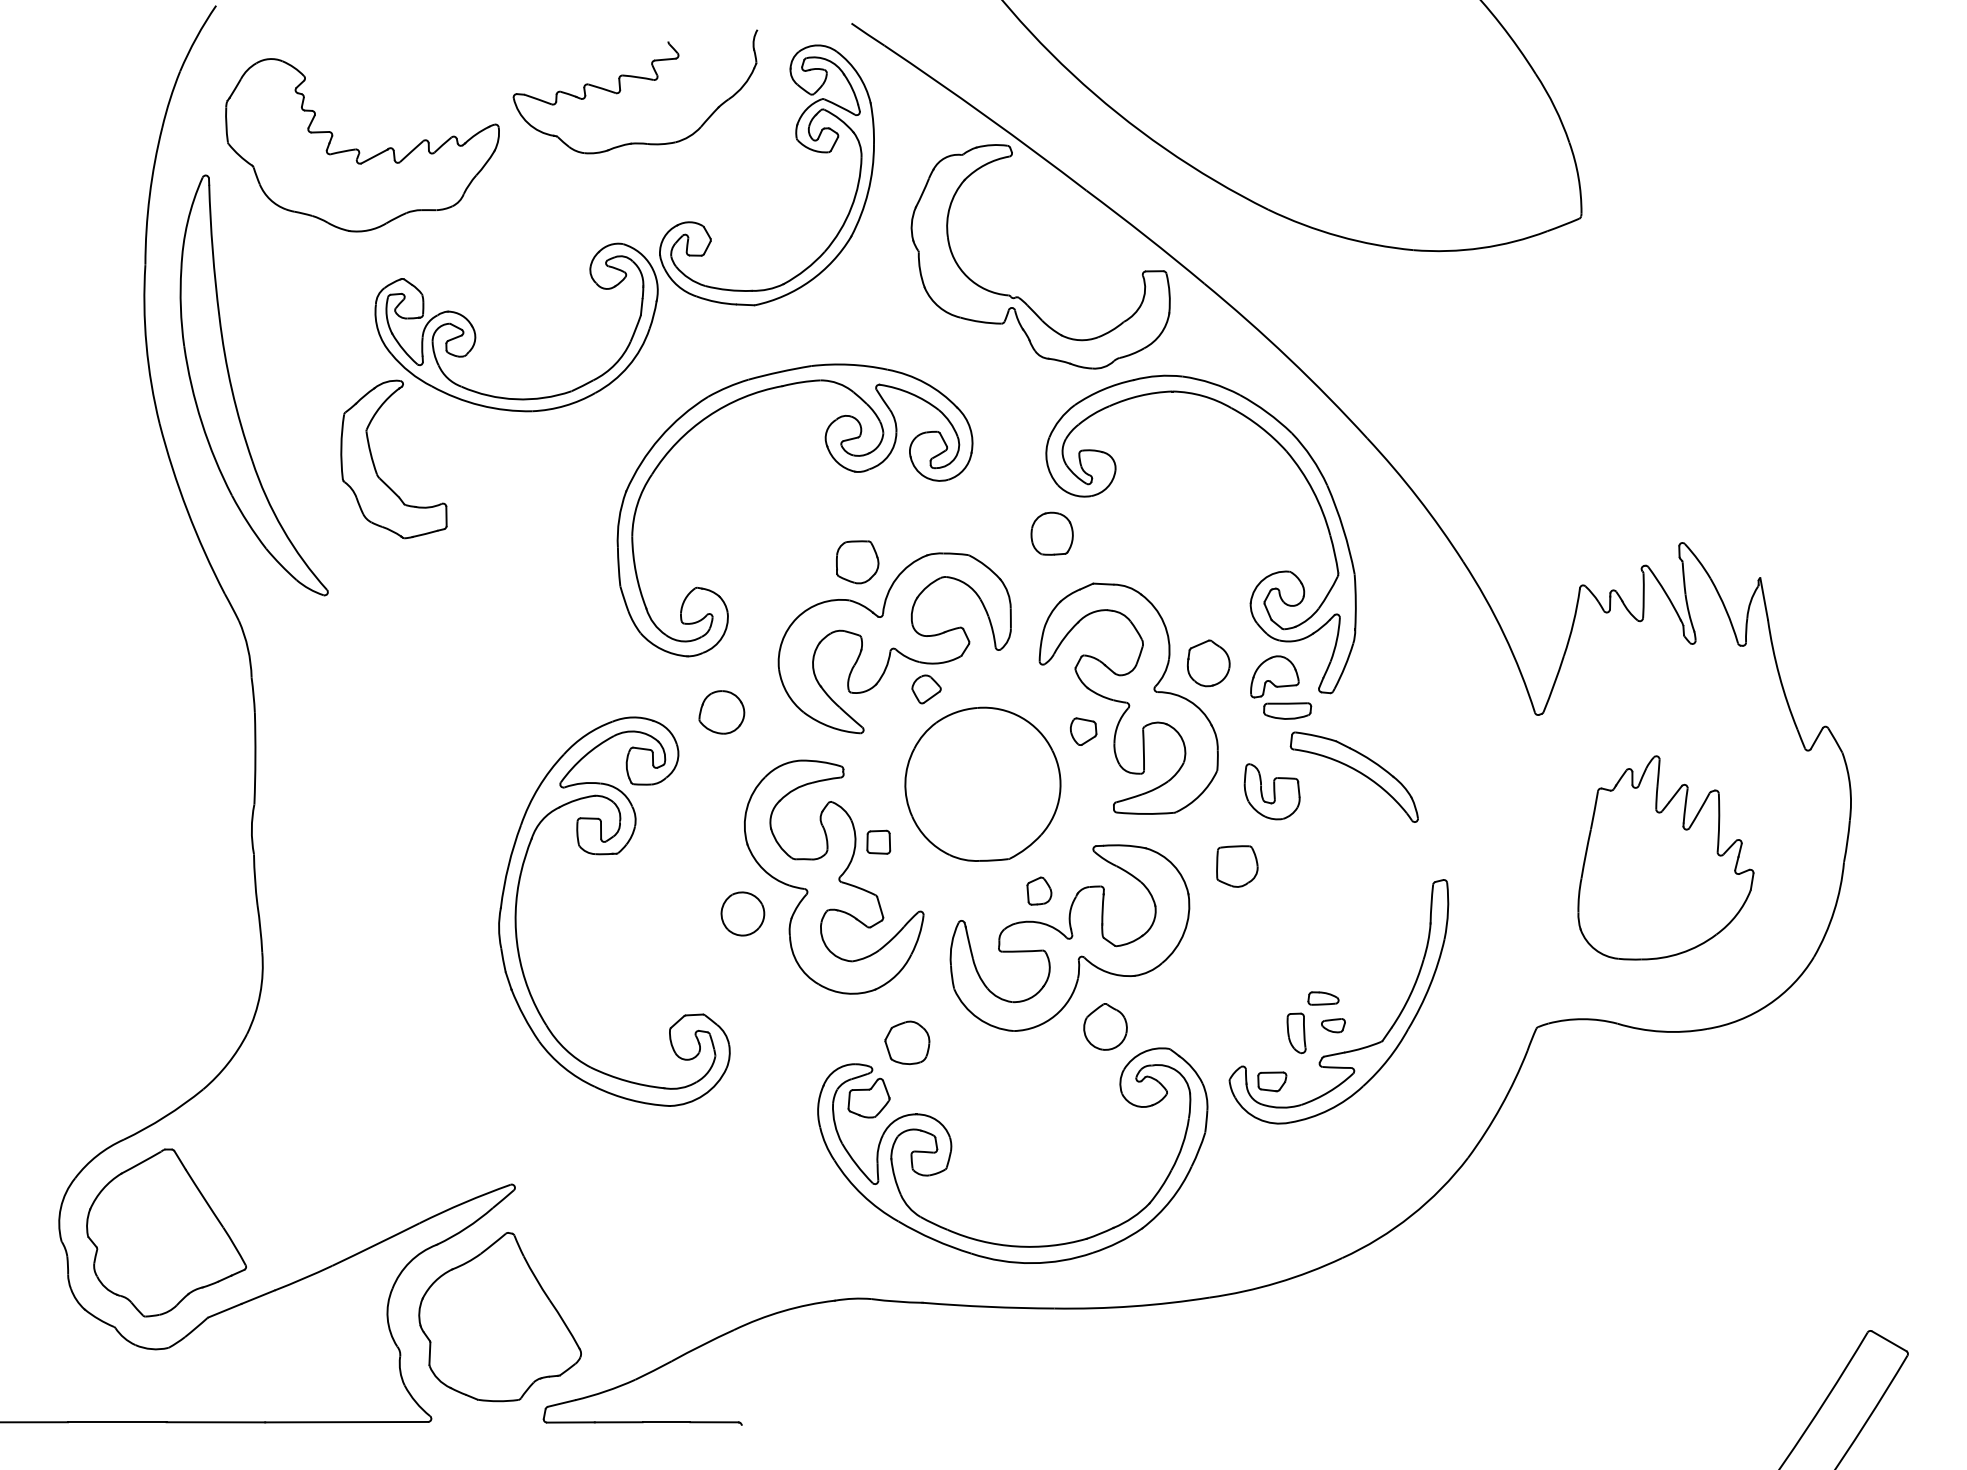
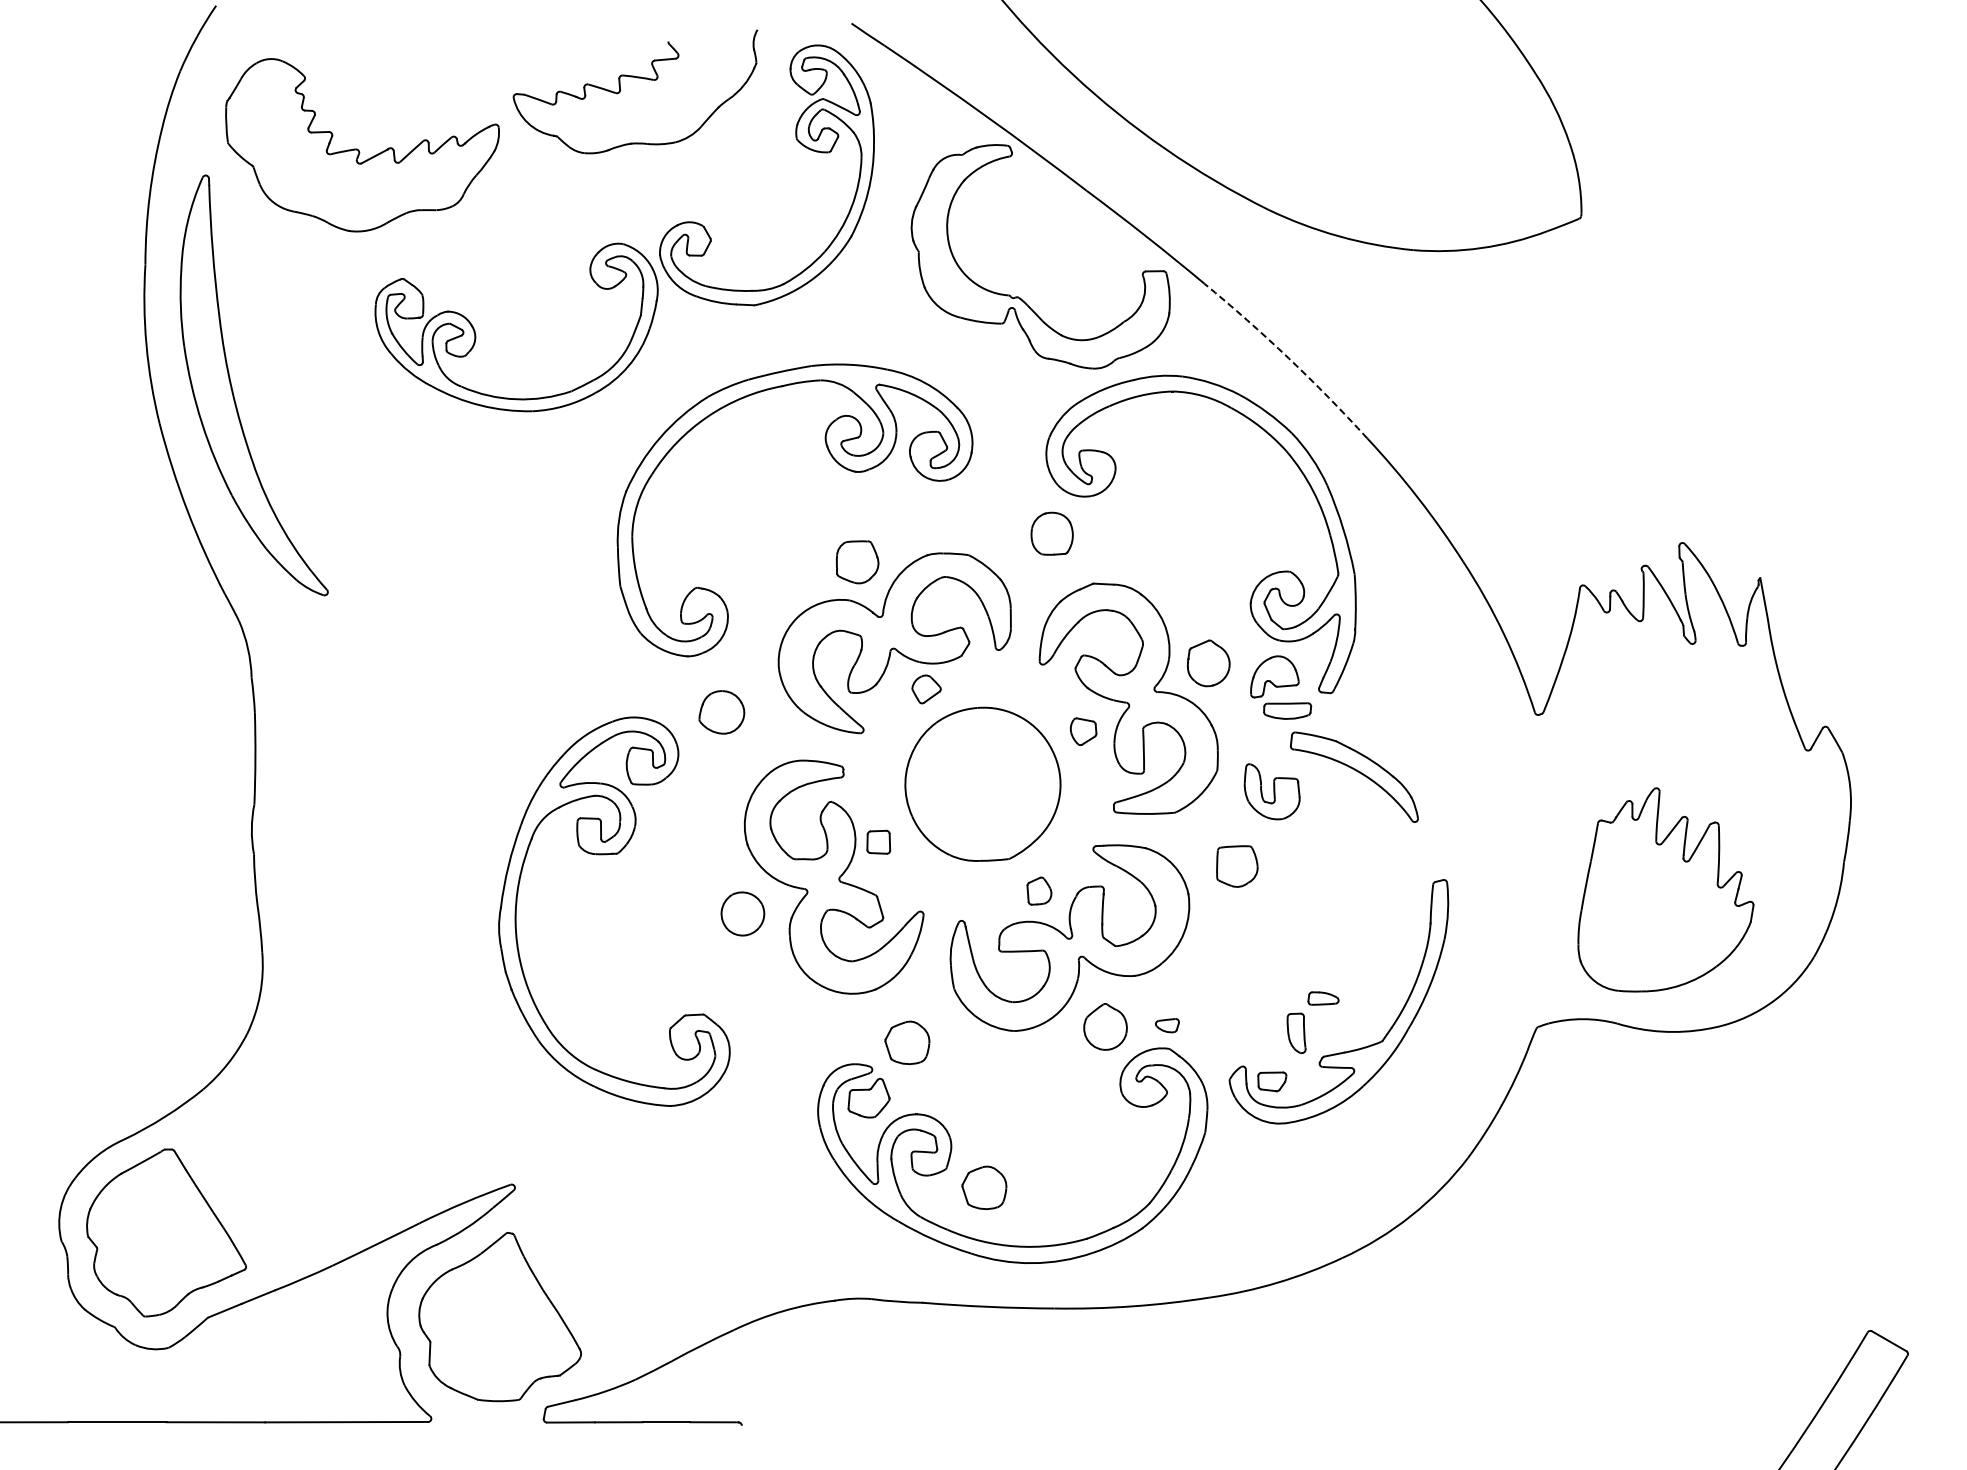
arc: solid -> dashed (1288, 358)
part: present -> none (374, 462)
part position: (1665, 857) -> (1665, 889) (1665, 889)
part position: (1333, 1025) -> (1167, 1025) (1167, 1025)
part: none -> present (984, 1187)
